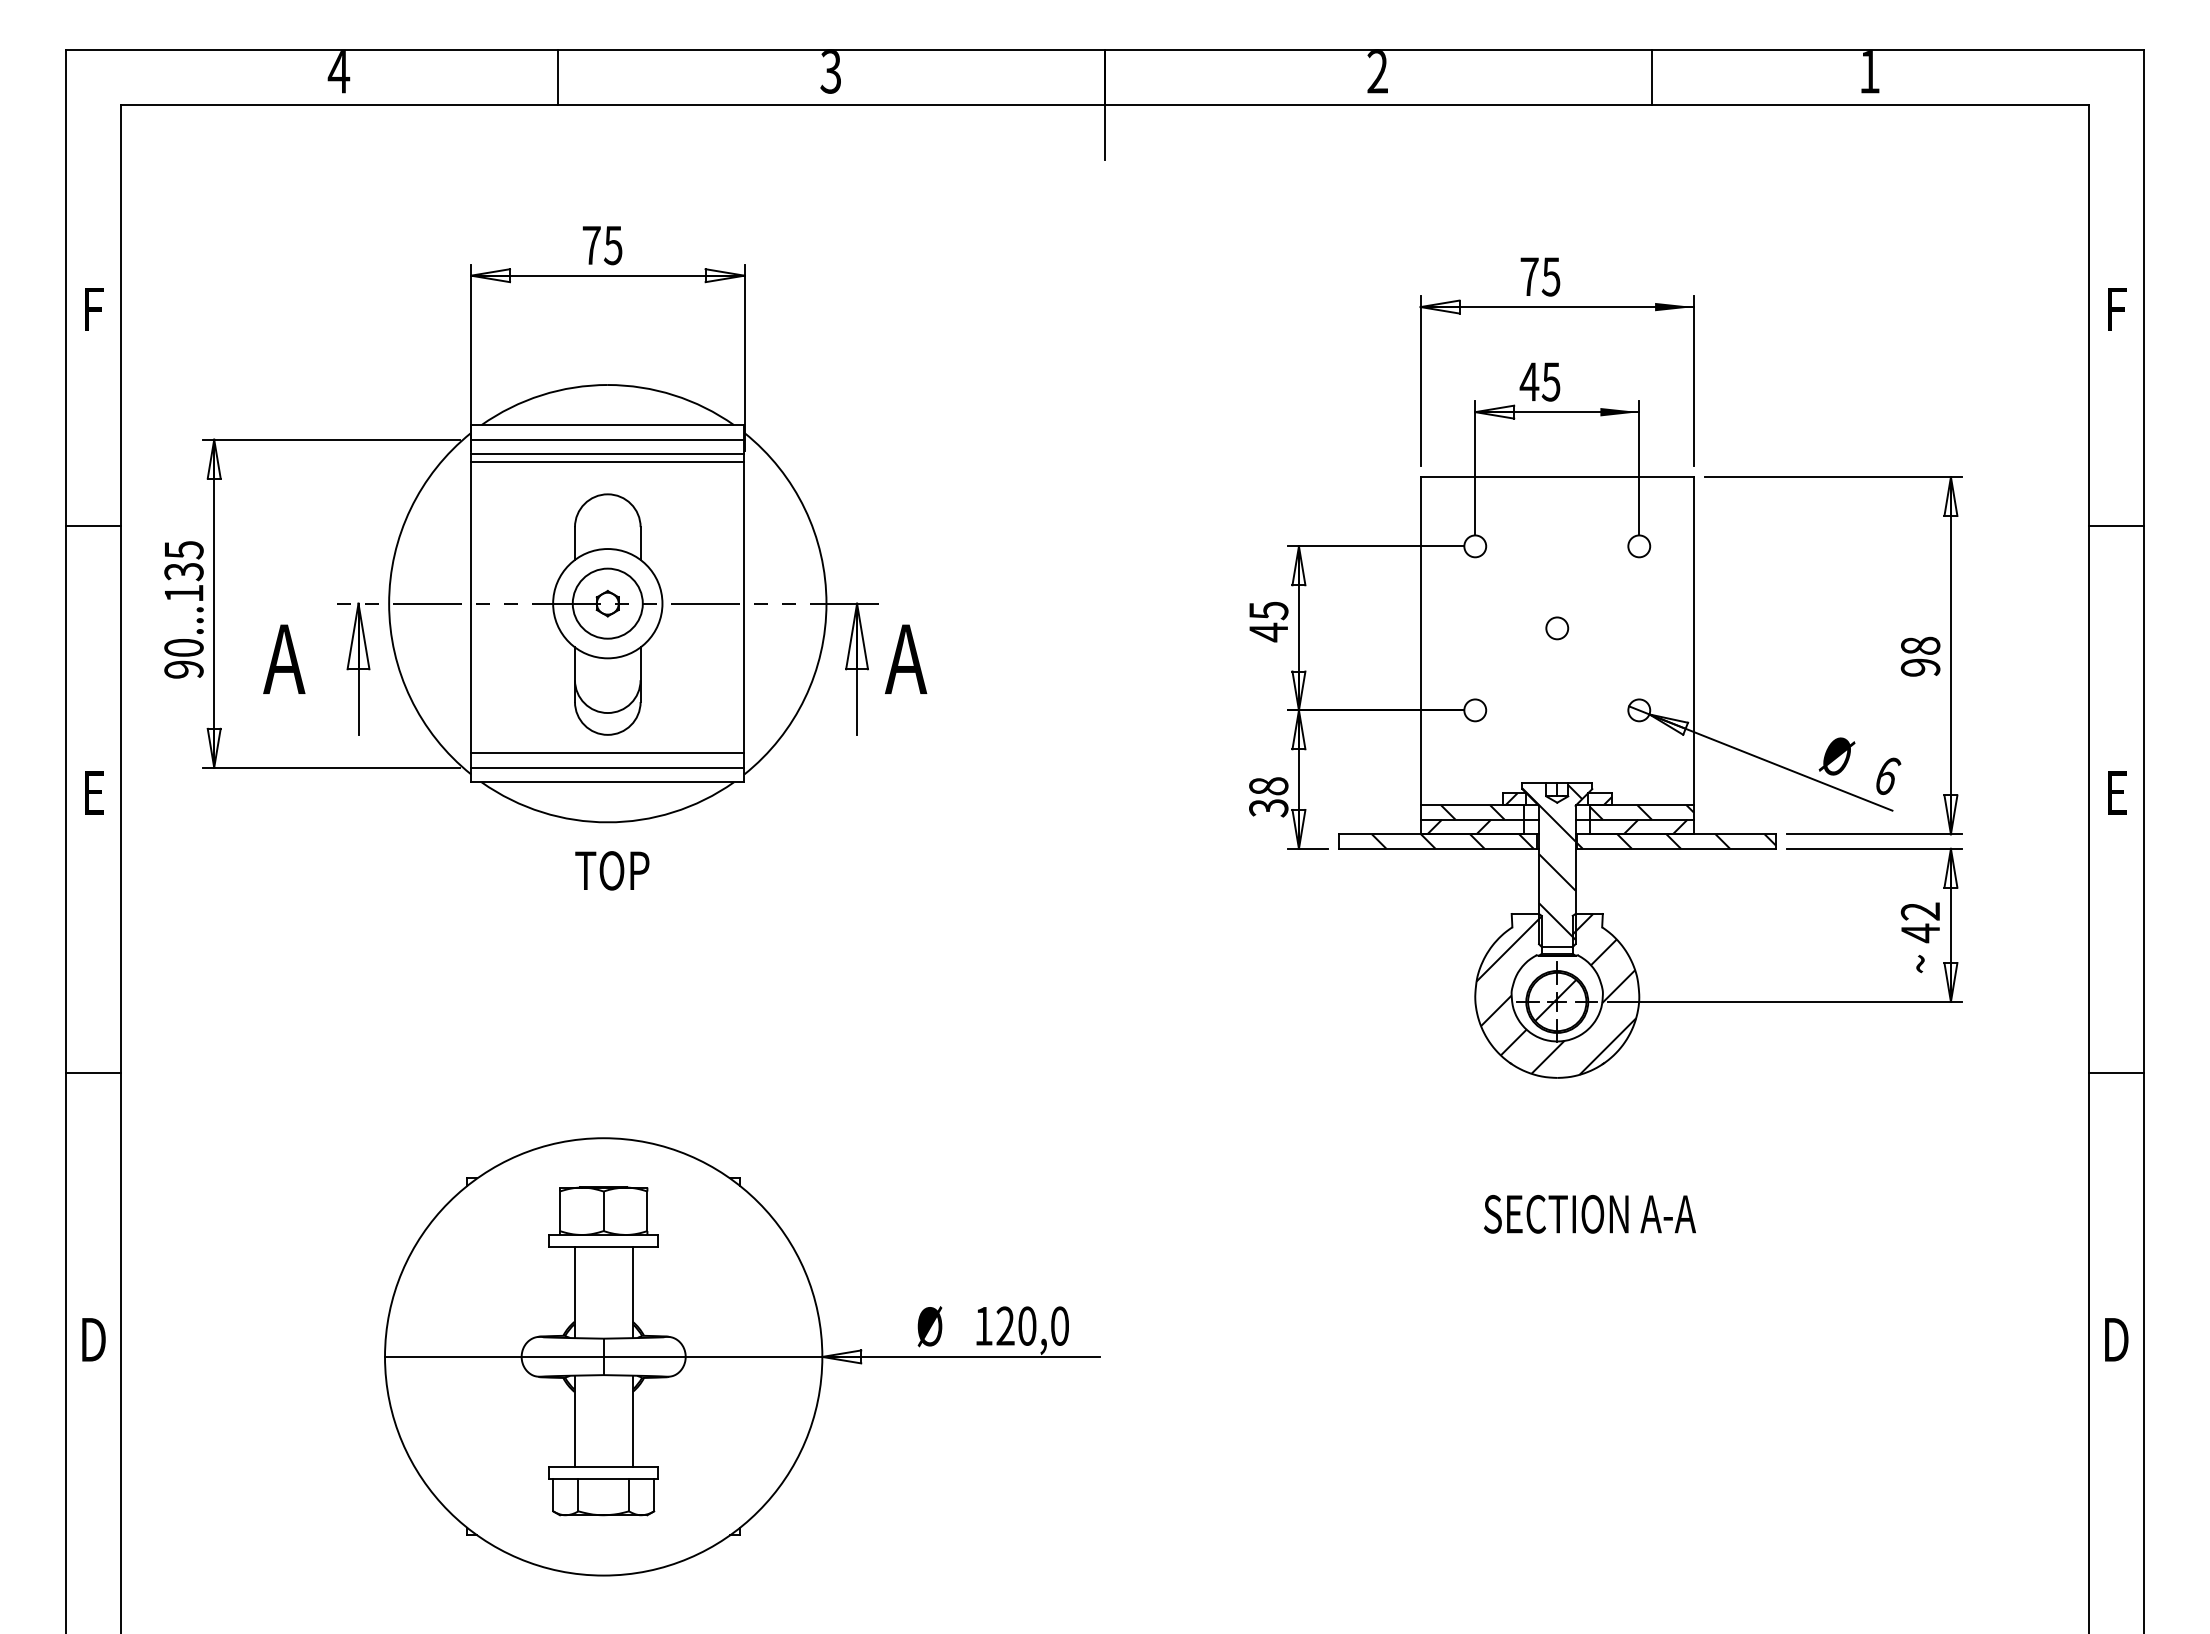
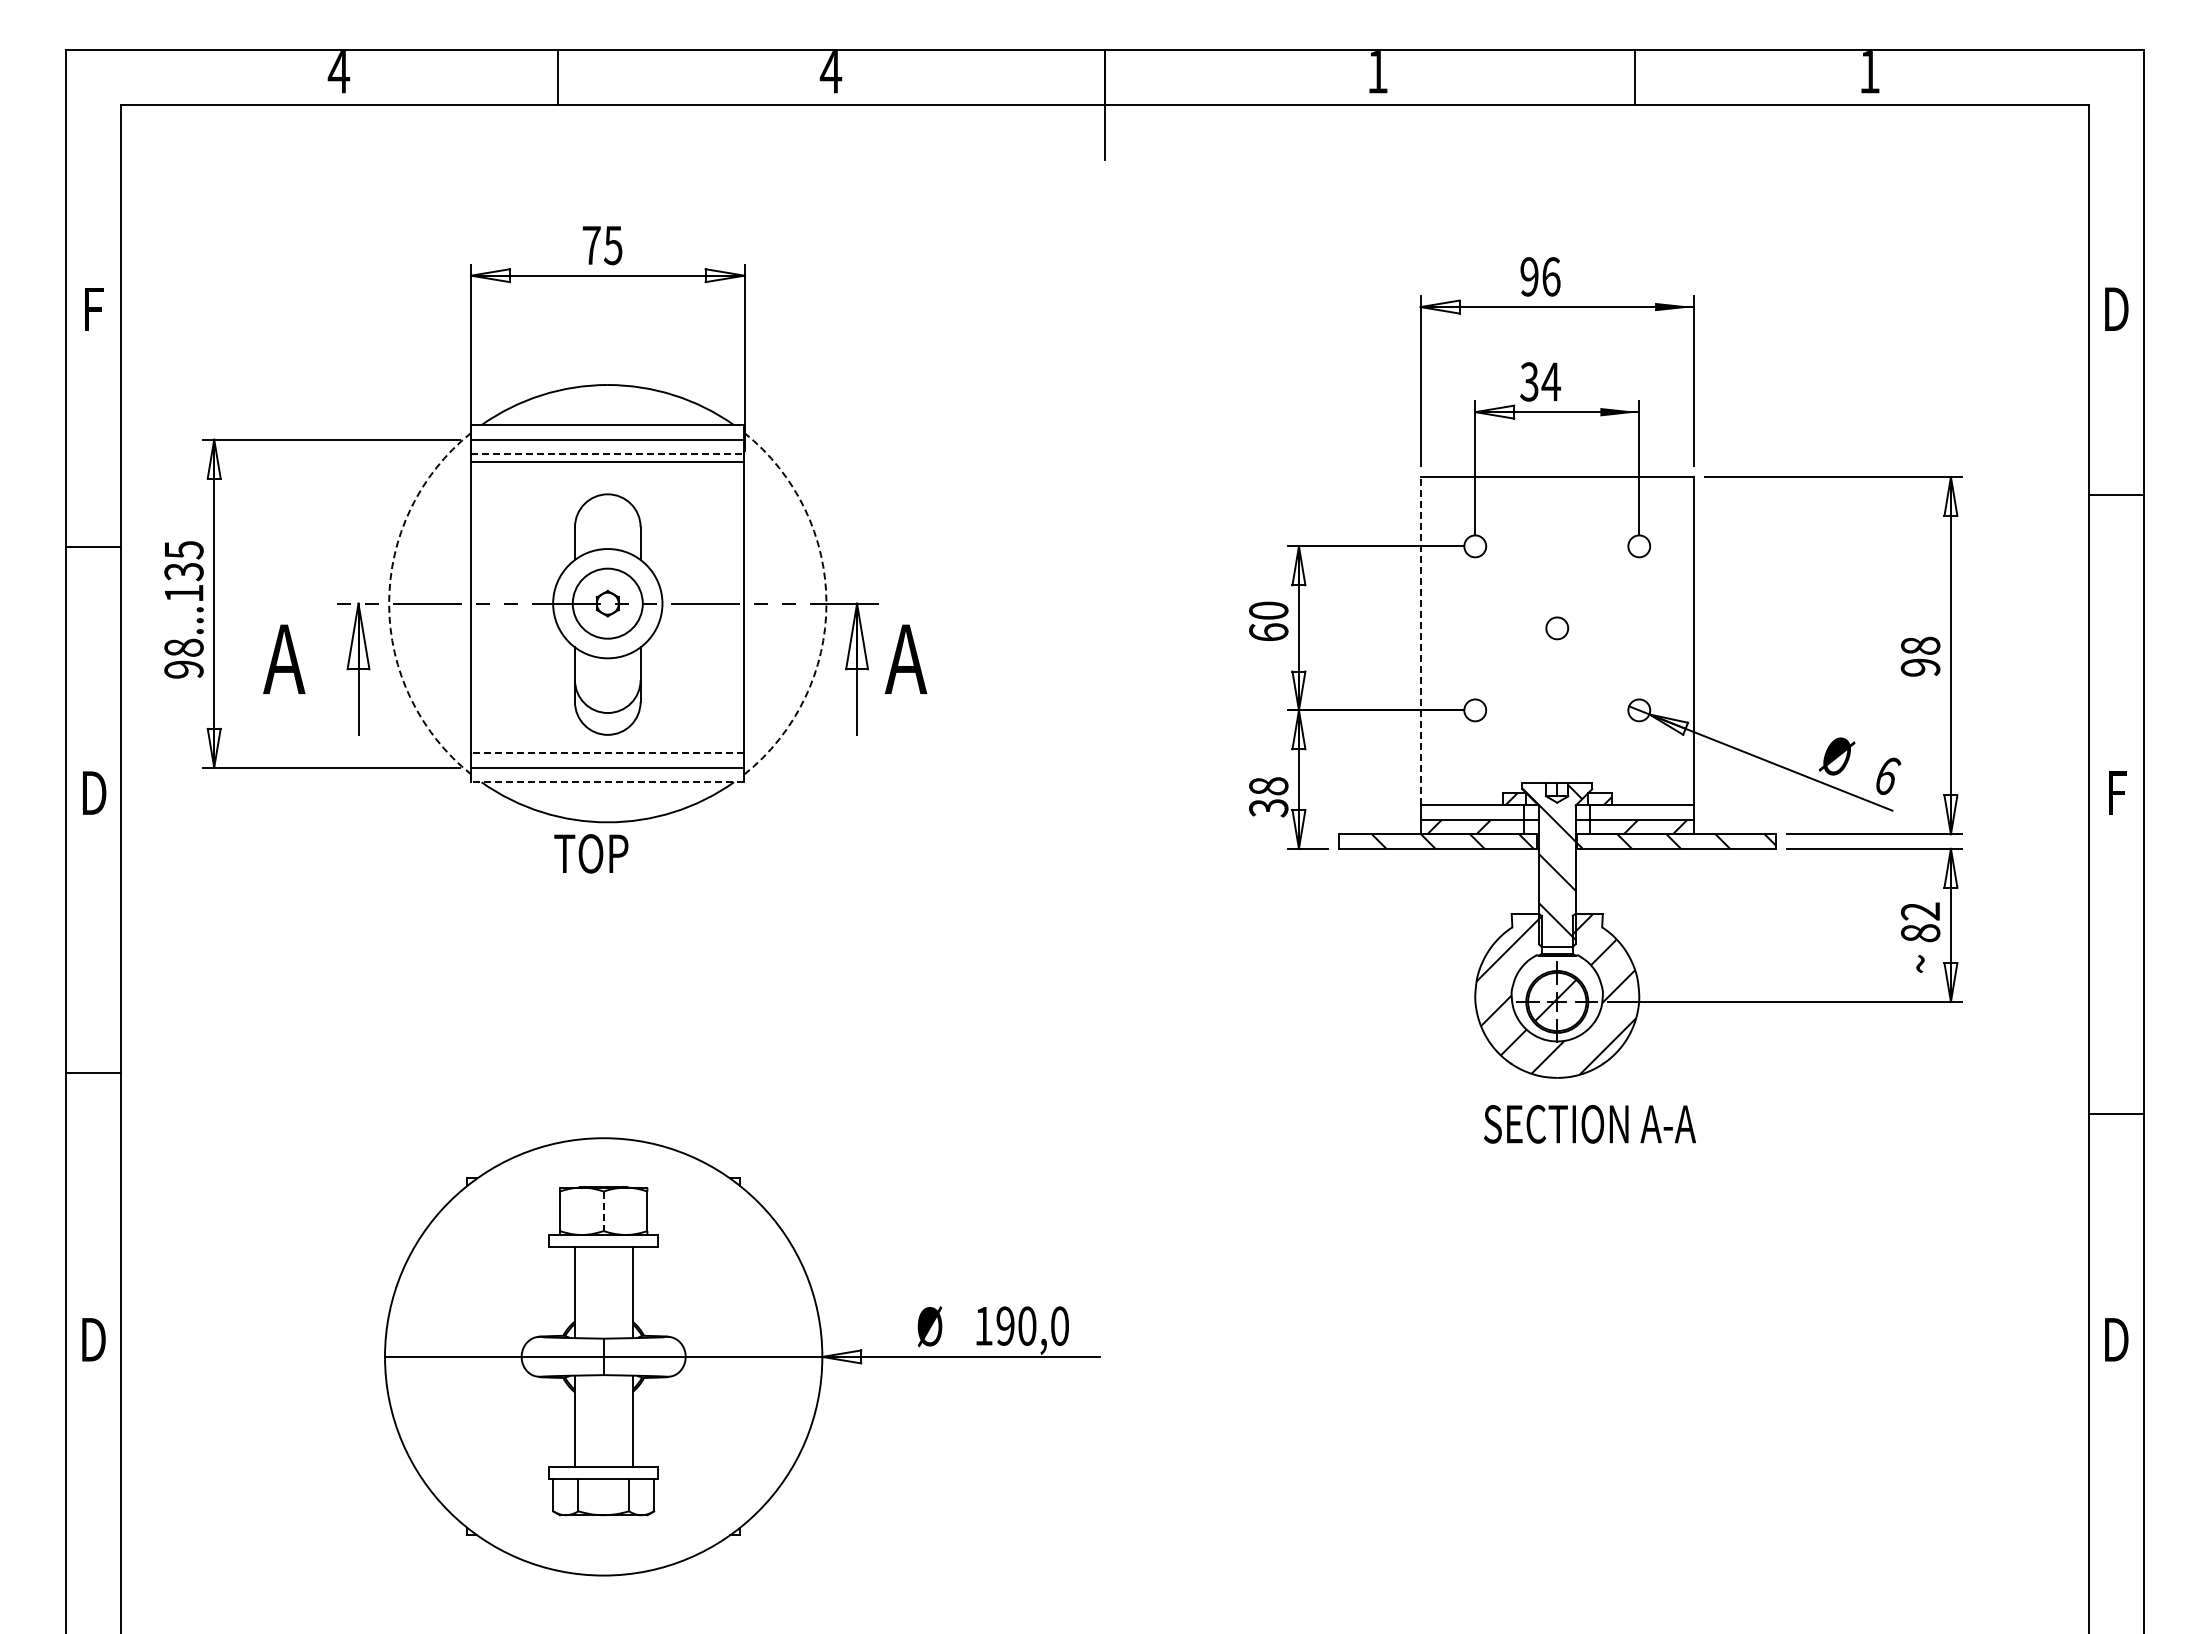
text: 3 -> 4 (830, 72)
text: 2 -> 1 (1377, 72)
line position: (1651, 77) -> (1634, 77) (1634, 77)
text: 75 -> 96 (1540, 276)
text: F -> D (2116, 308)
text: 45 -> 34 (1540, 381)
line: solid -> dashed (607, 454)
line position: (93, 526) -> (93, 547) (93, 547)
line position: (2116, 526) -> (2116, 495) (2116, 495)
arc: solid -> dashed (389, 603)
arc: solid -> dashed (826, 603)
text: 45 -> 60 (1268, 621)
line: solid -> dashed (1420, 640)
text: 90...135 -> 98...135 (183, 647)
line: solid -> dashed (607, 753)
line: solid -> dashed (607, 782)
text: E -> D (94, 792)
text: E -> F (2117, 792)
hatch: present -> none (1472, 812)
hatch: present -> none (1641, 812)
text position: (612, 870) -> (591, 853) (591, 853)
text: 42 -> 82 (1920, 933)
line position: (2116, 1072) -> (2116, 1113) (2116, 1113)
line: solid -> dashed (603, 1211)
text position: (1589, 1214) -> (1589, 1124) (1589, 1124)
text: 120,0 -> 190,0 (1005, 1326)
